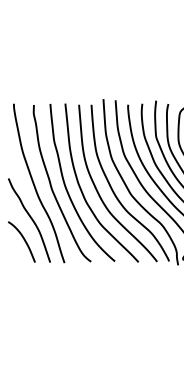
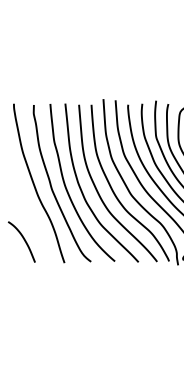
curve: present -> none (31, 220)
